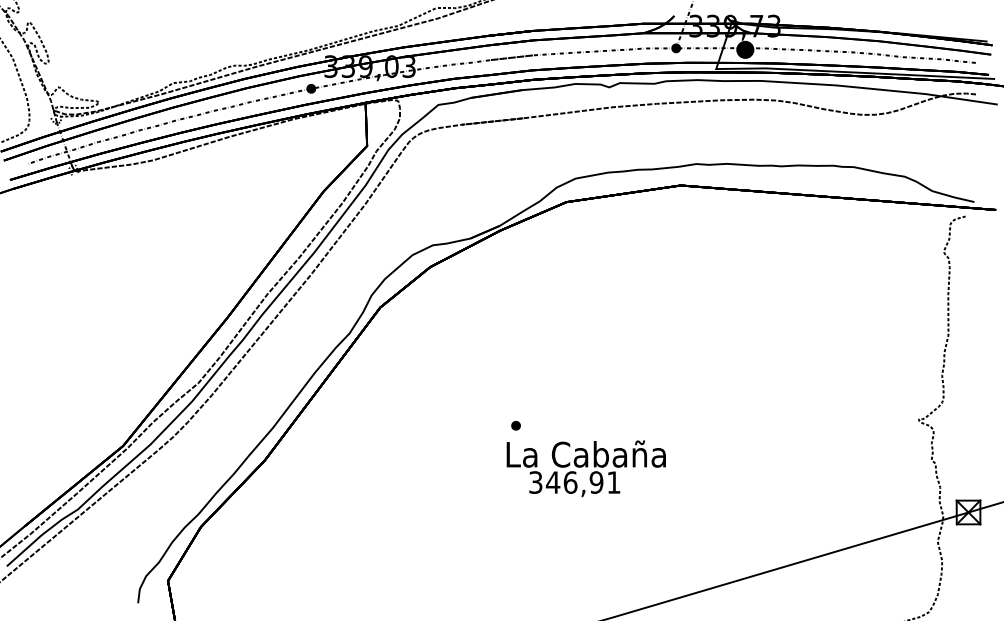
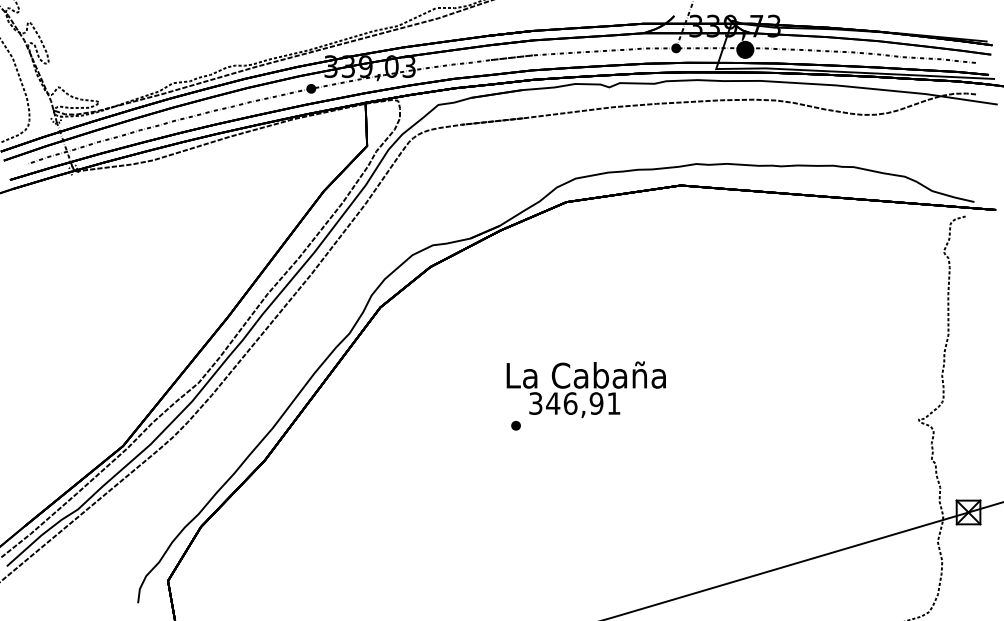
text position: (585, 468) -> (585, 389) (585, 389)
